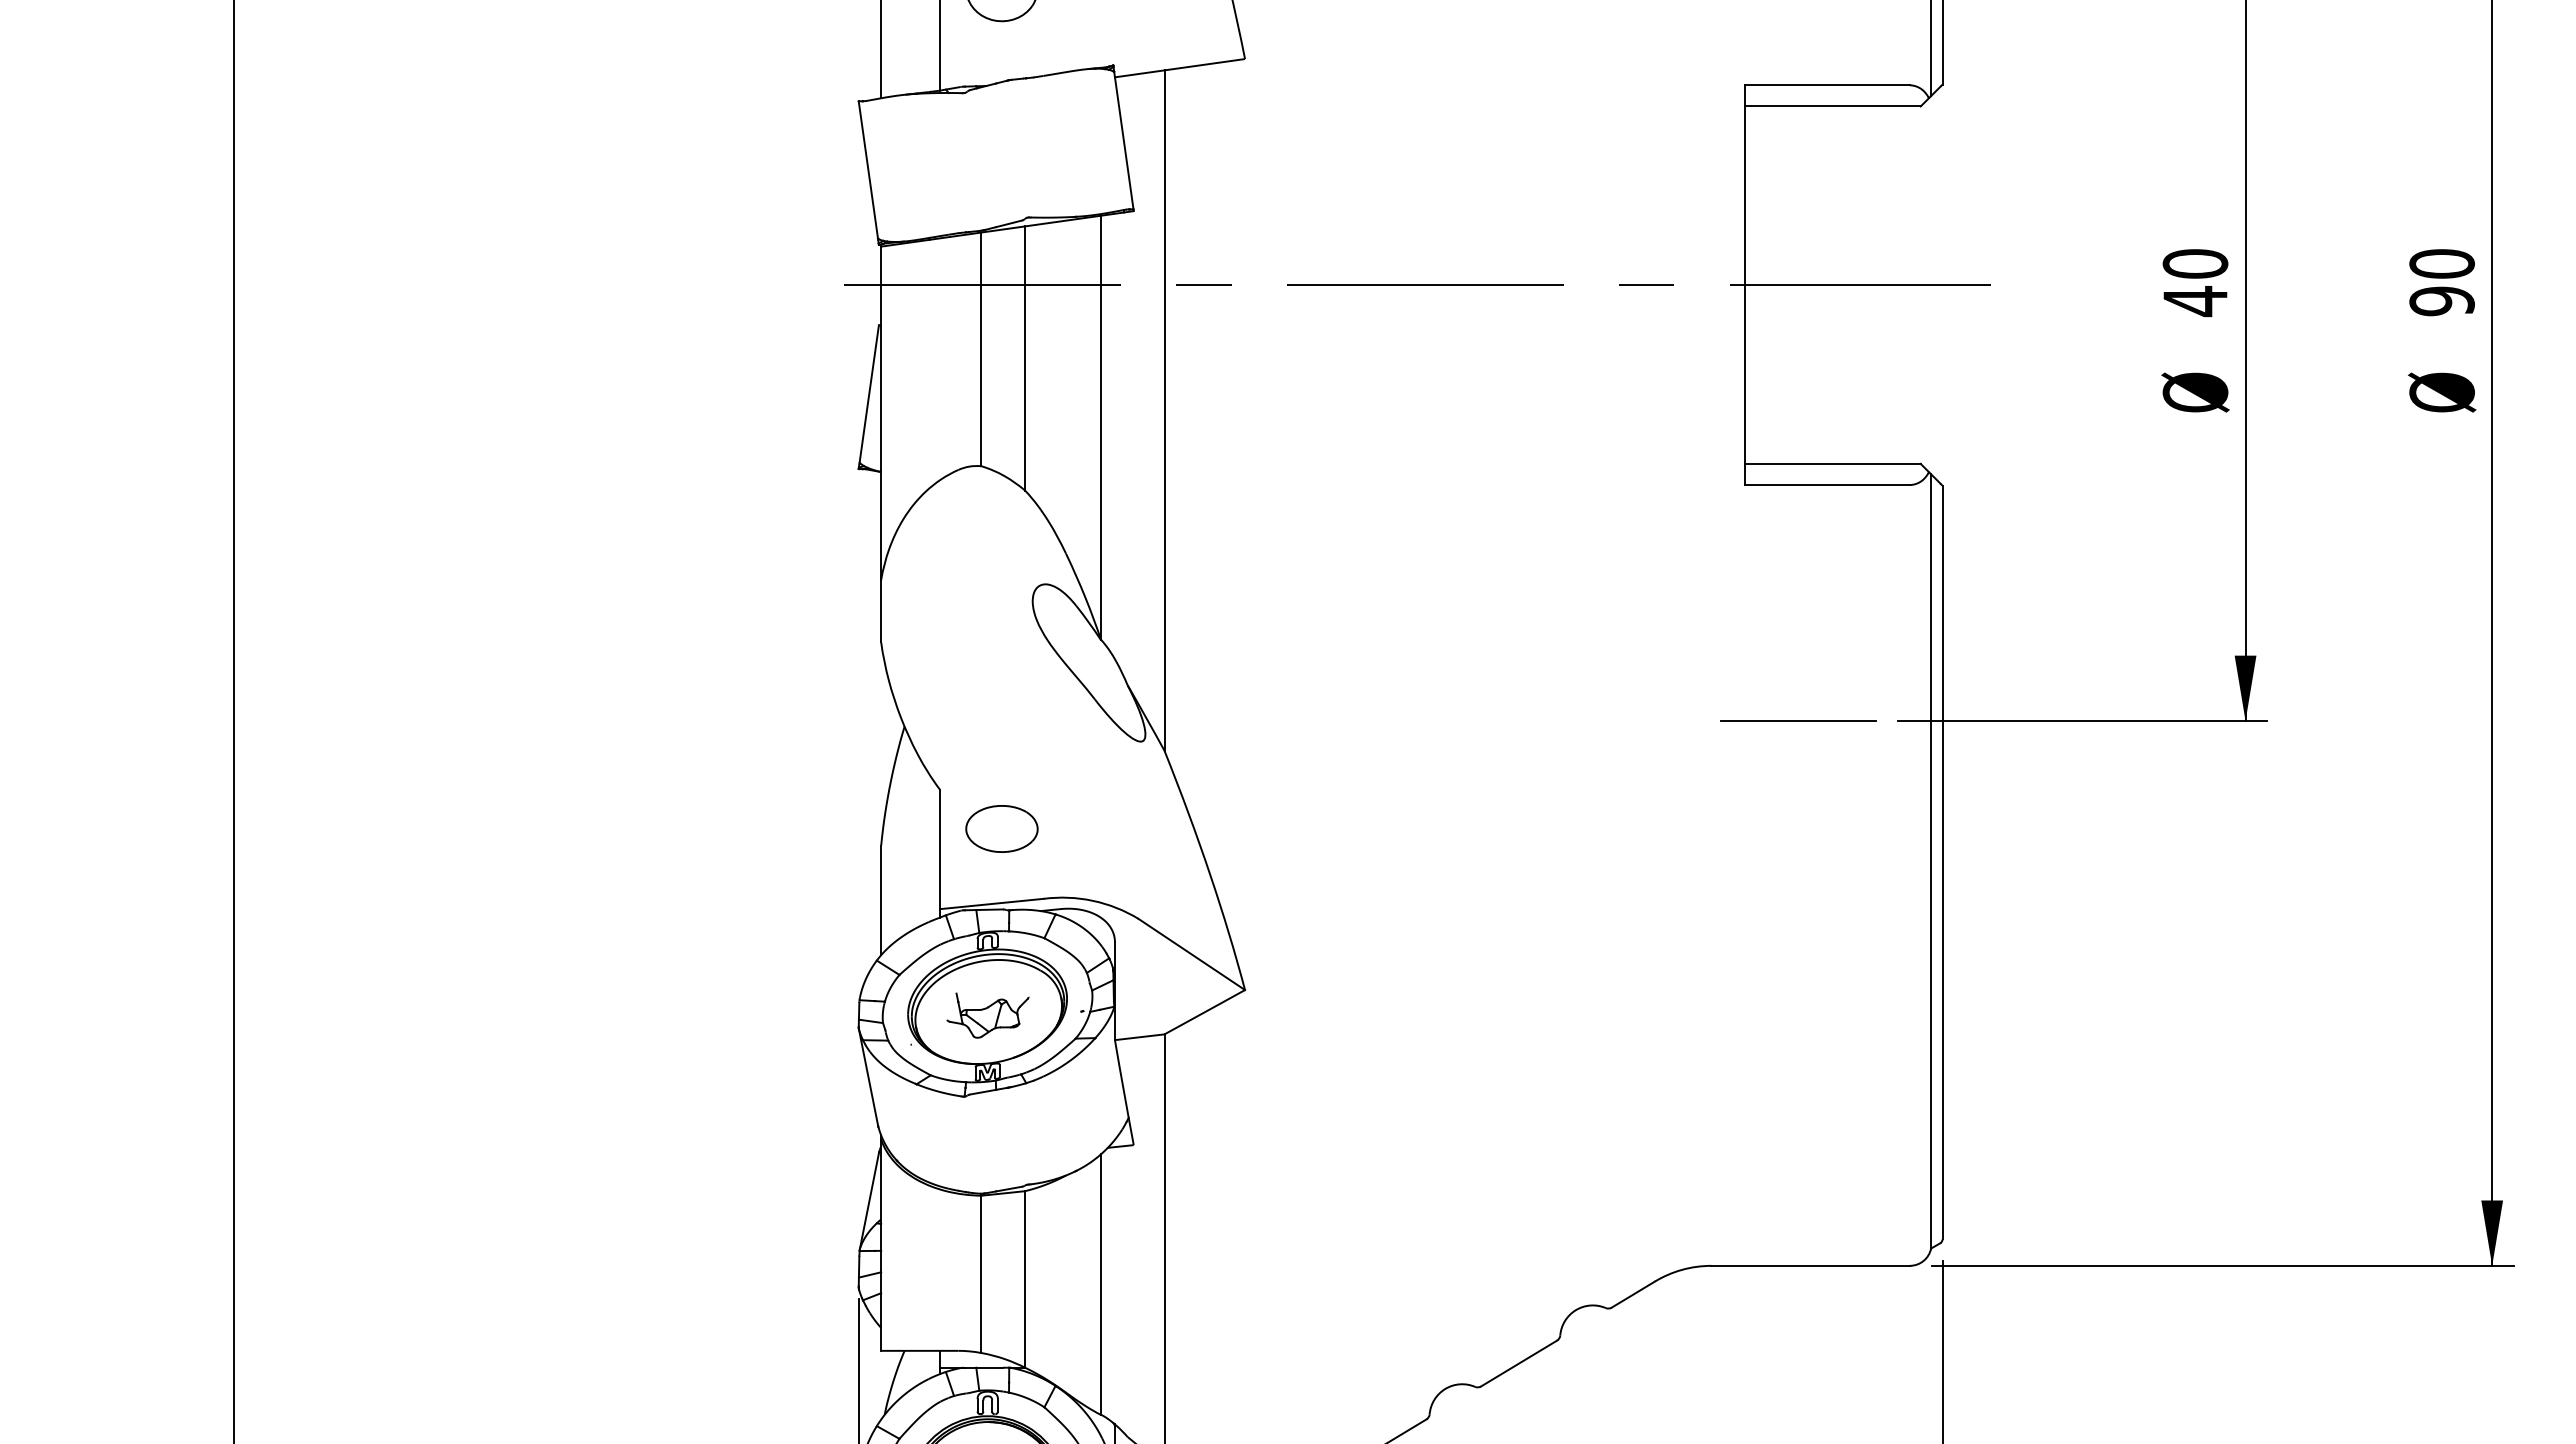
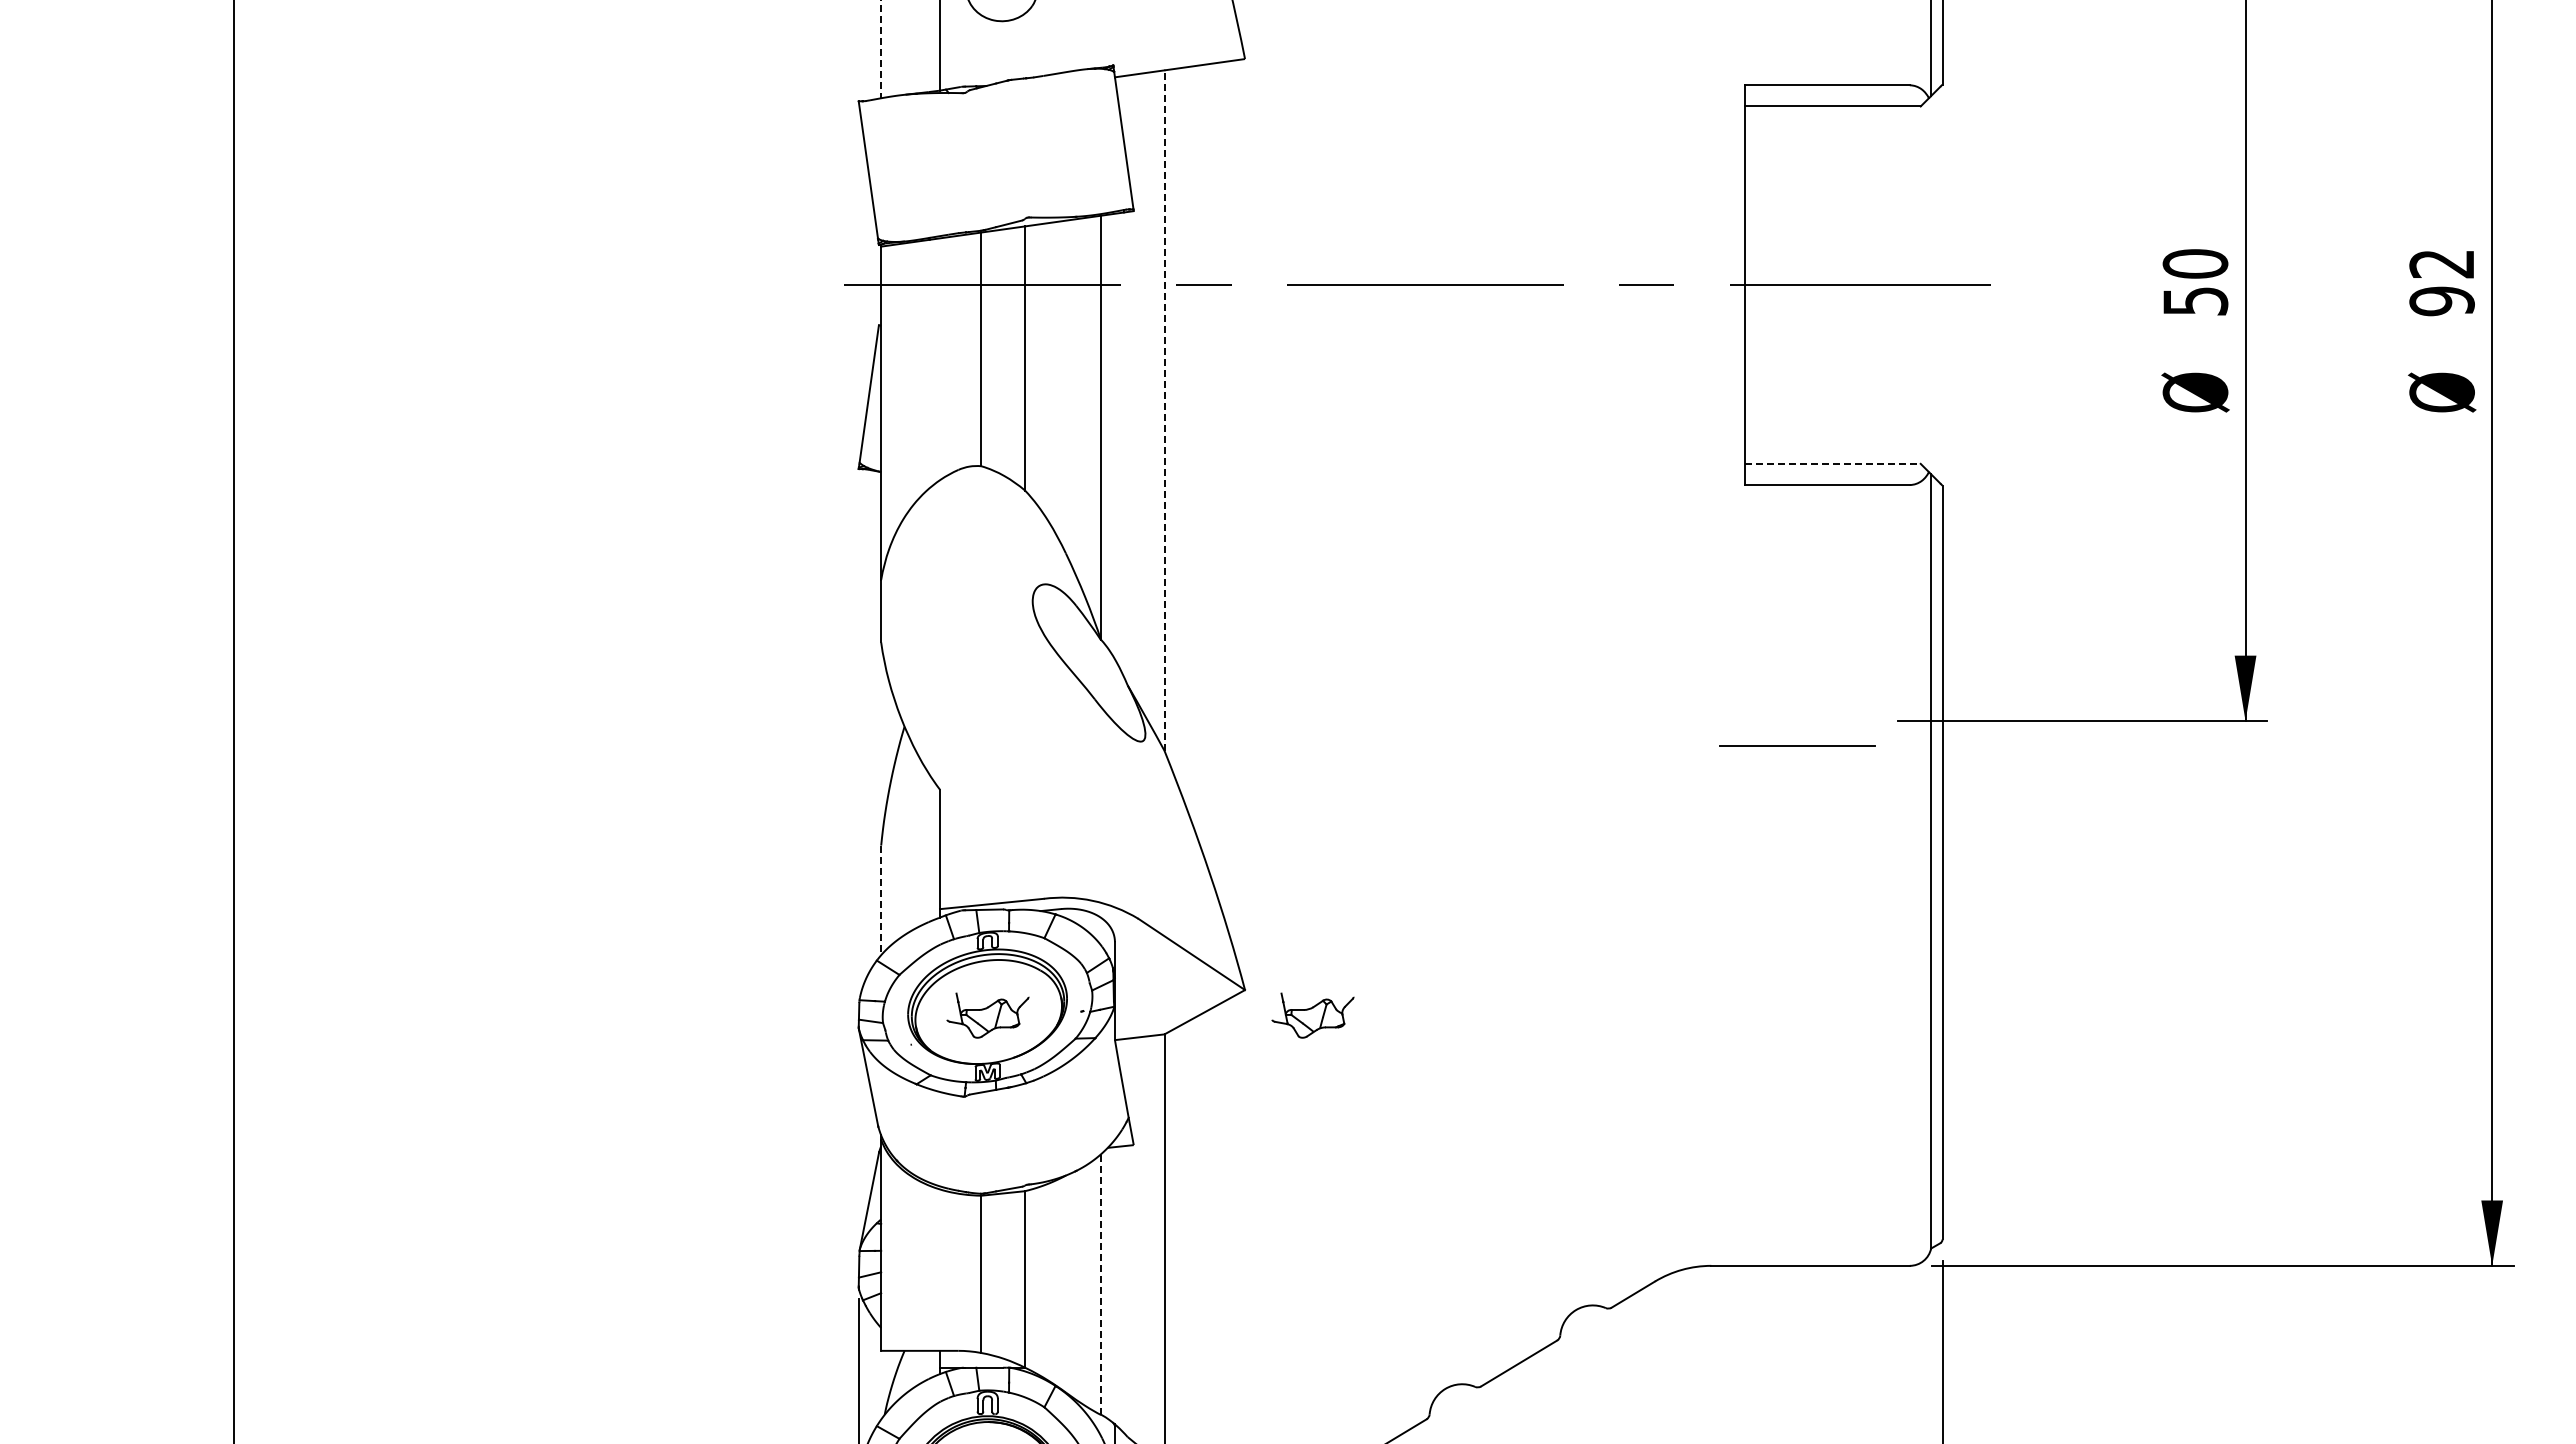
line: solid -> dashed (881, 49)
text: 90 -> 92 (2441, 263)
text: 40 -> 50 (2195, 301)
line: solid -> dashed (1164, 410)
line: solid -> dashed (1833, 463)
line position: (1798, 720) -> (1797, 745) (1797, 745)
part: present -> none (1001, 828)
line: solid -> dashed (881, 900)
part: none -> present (1312, 1015)
line: solid -> dashed (1101, 1283)
